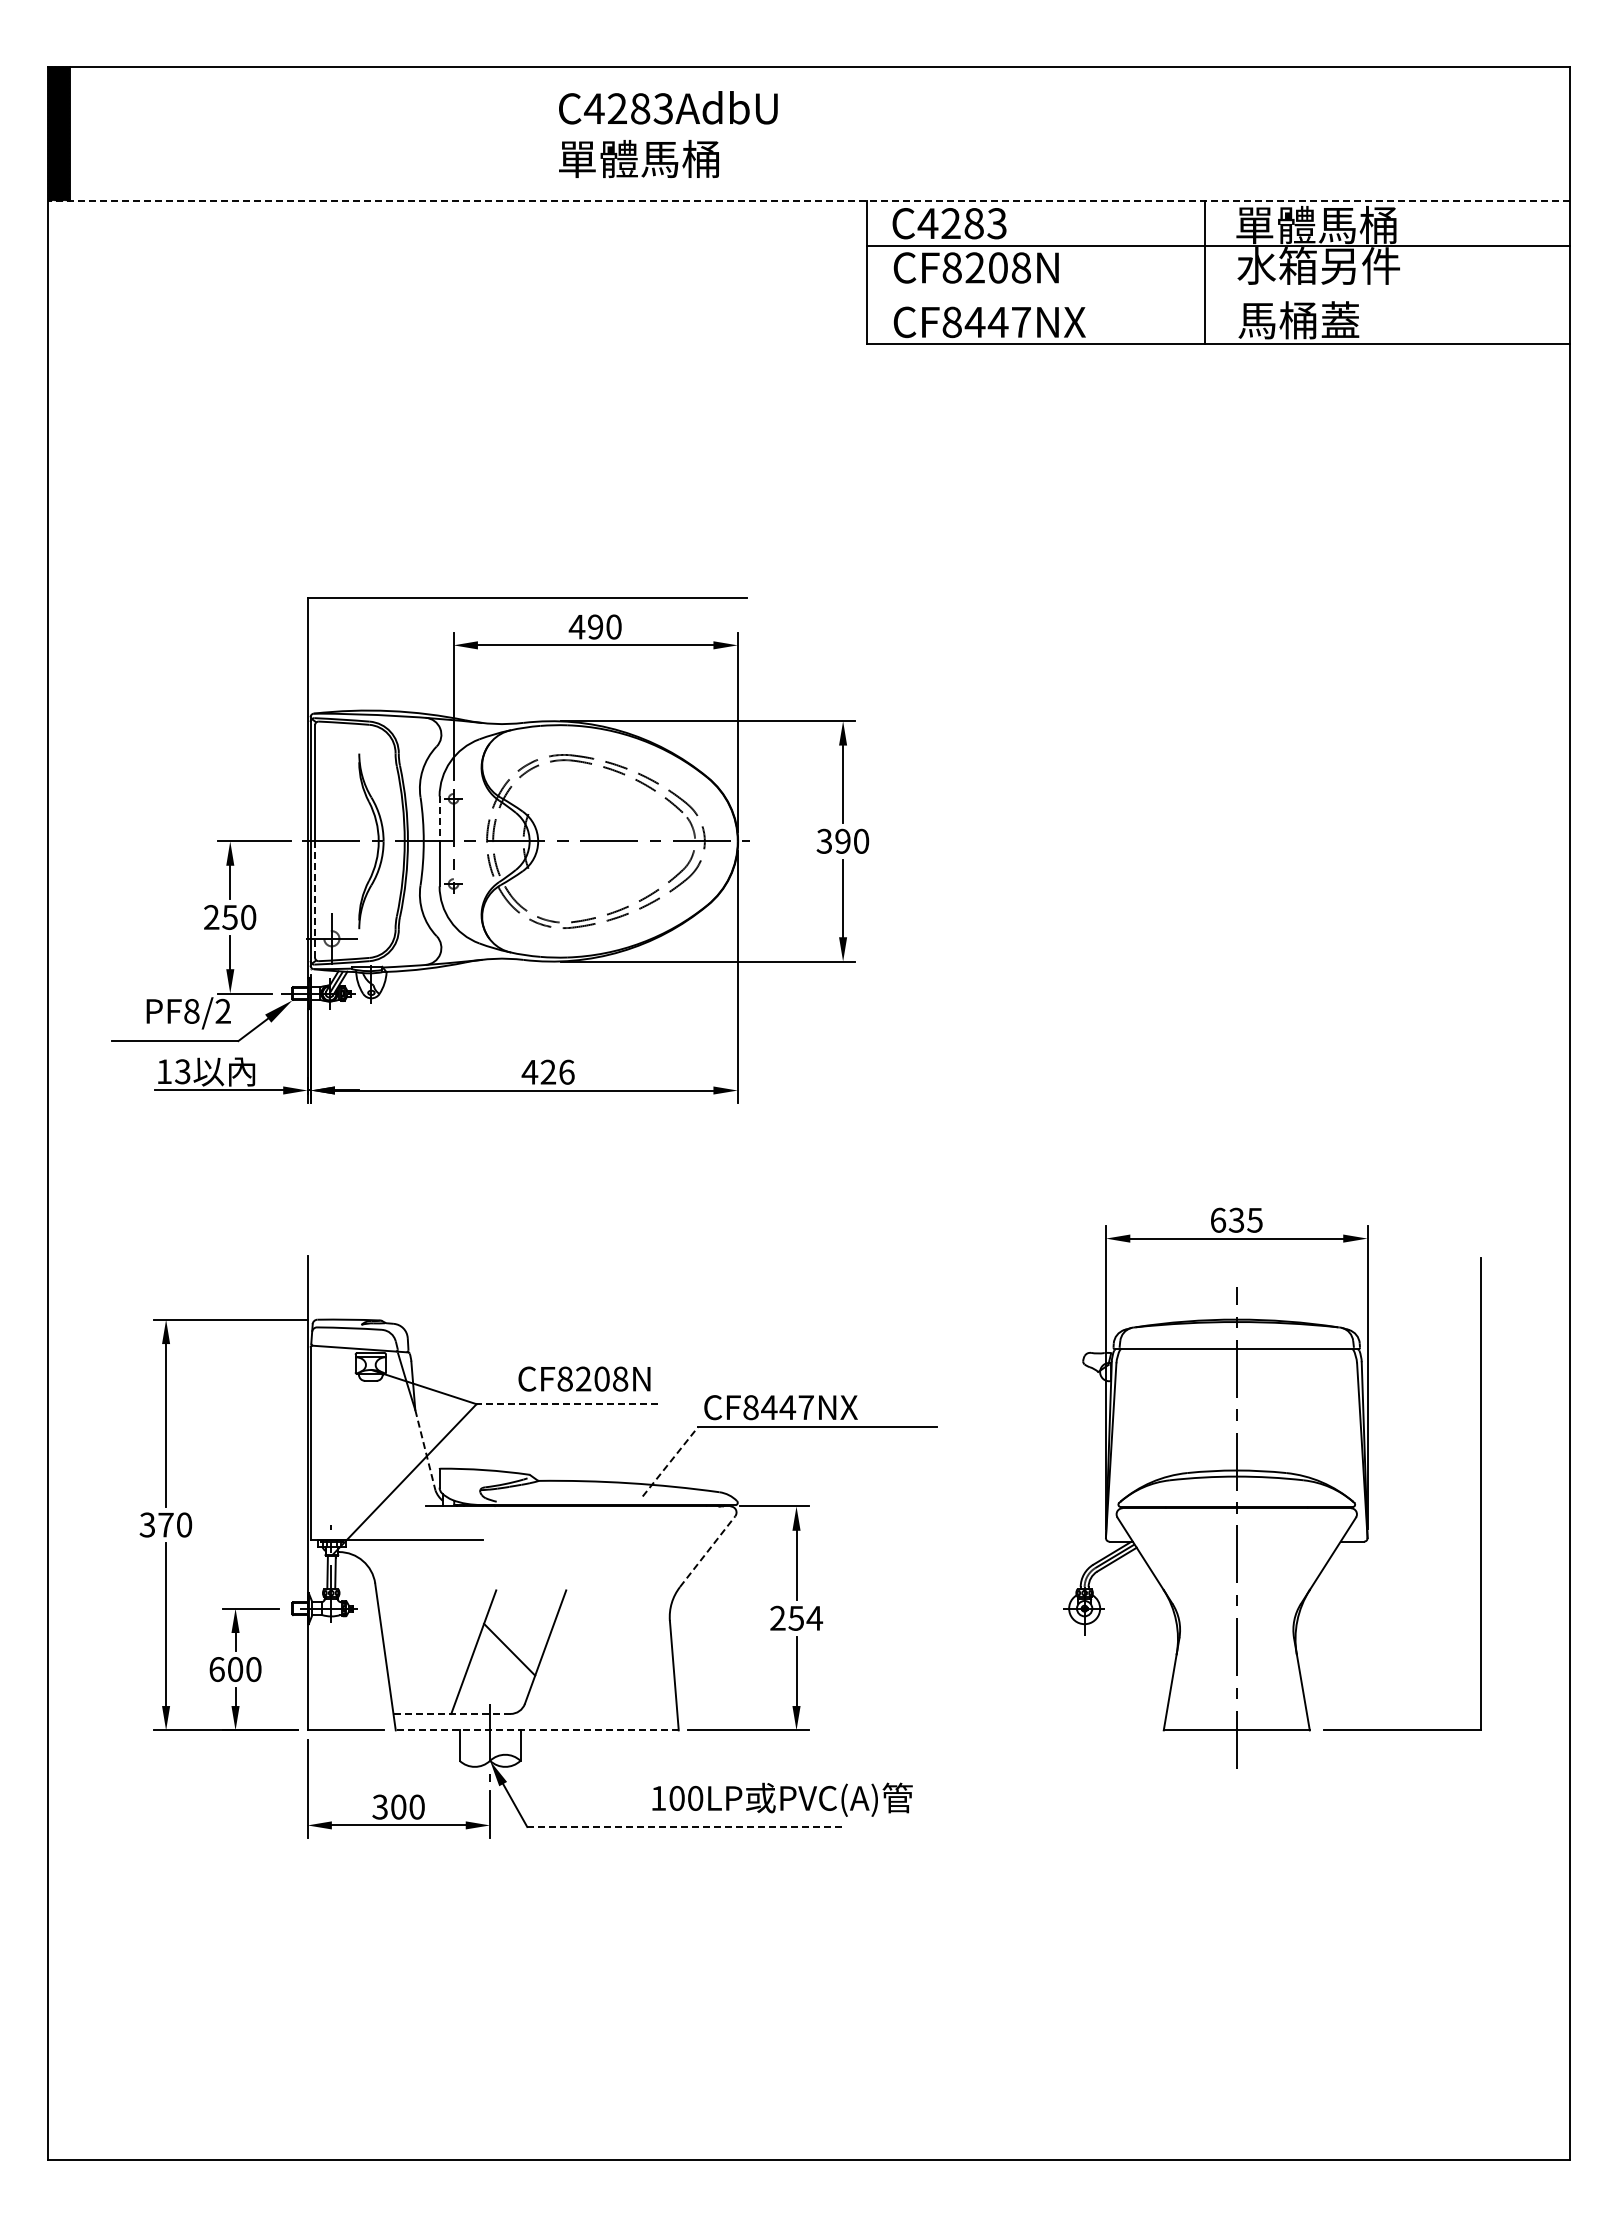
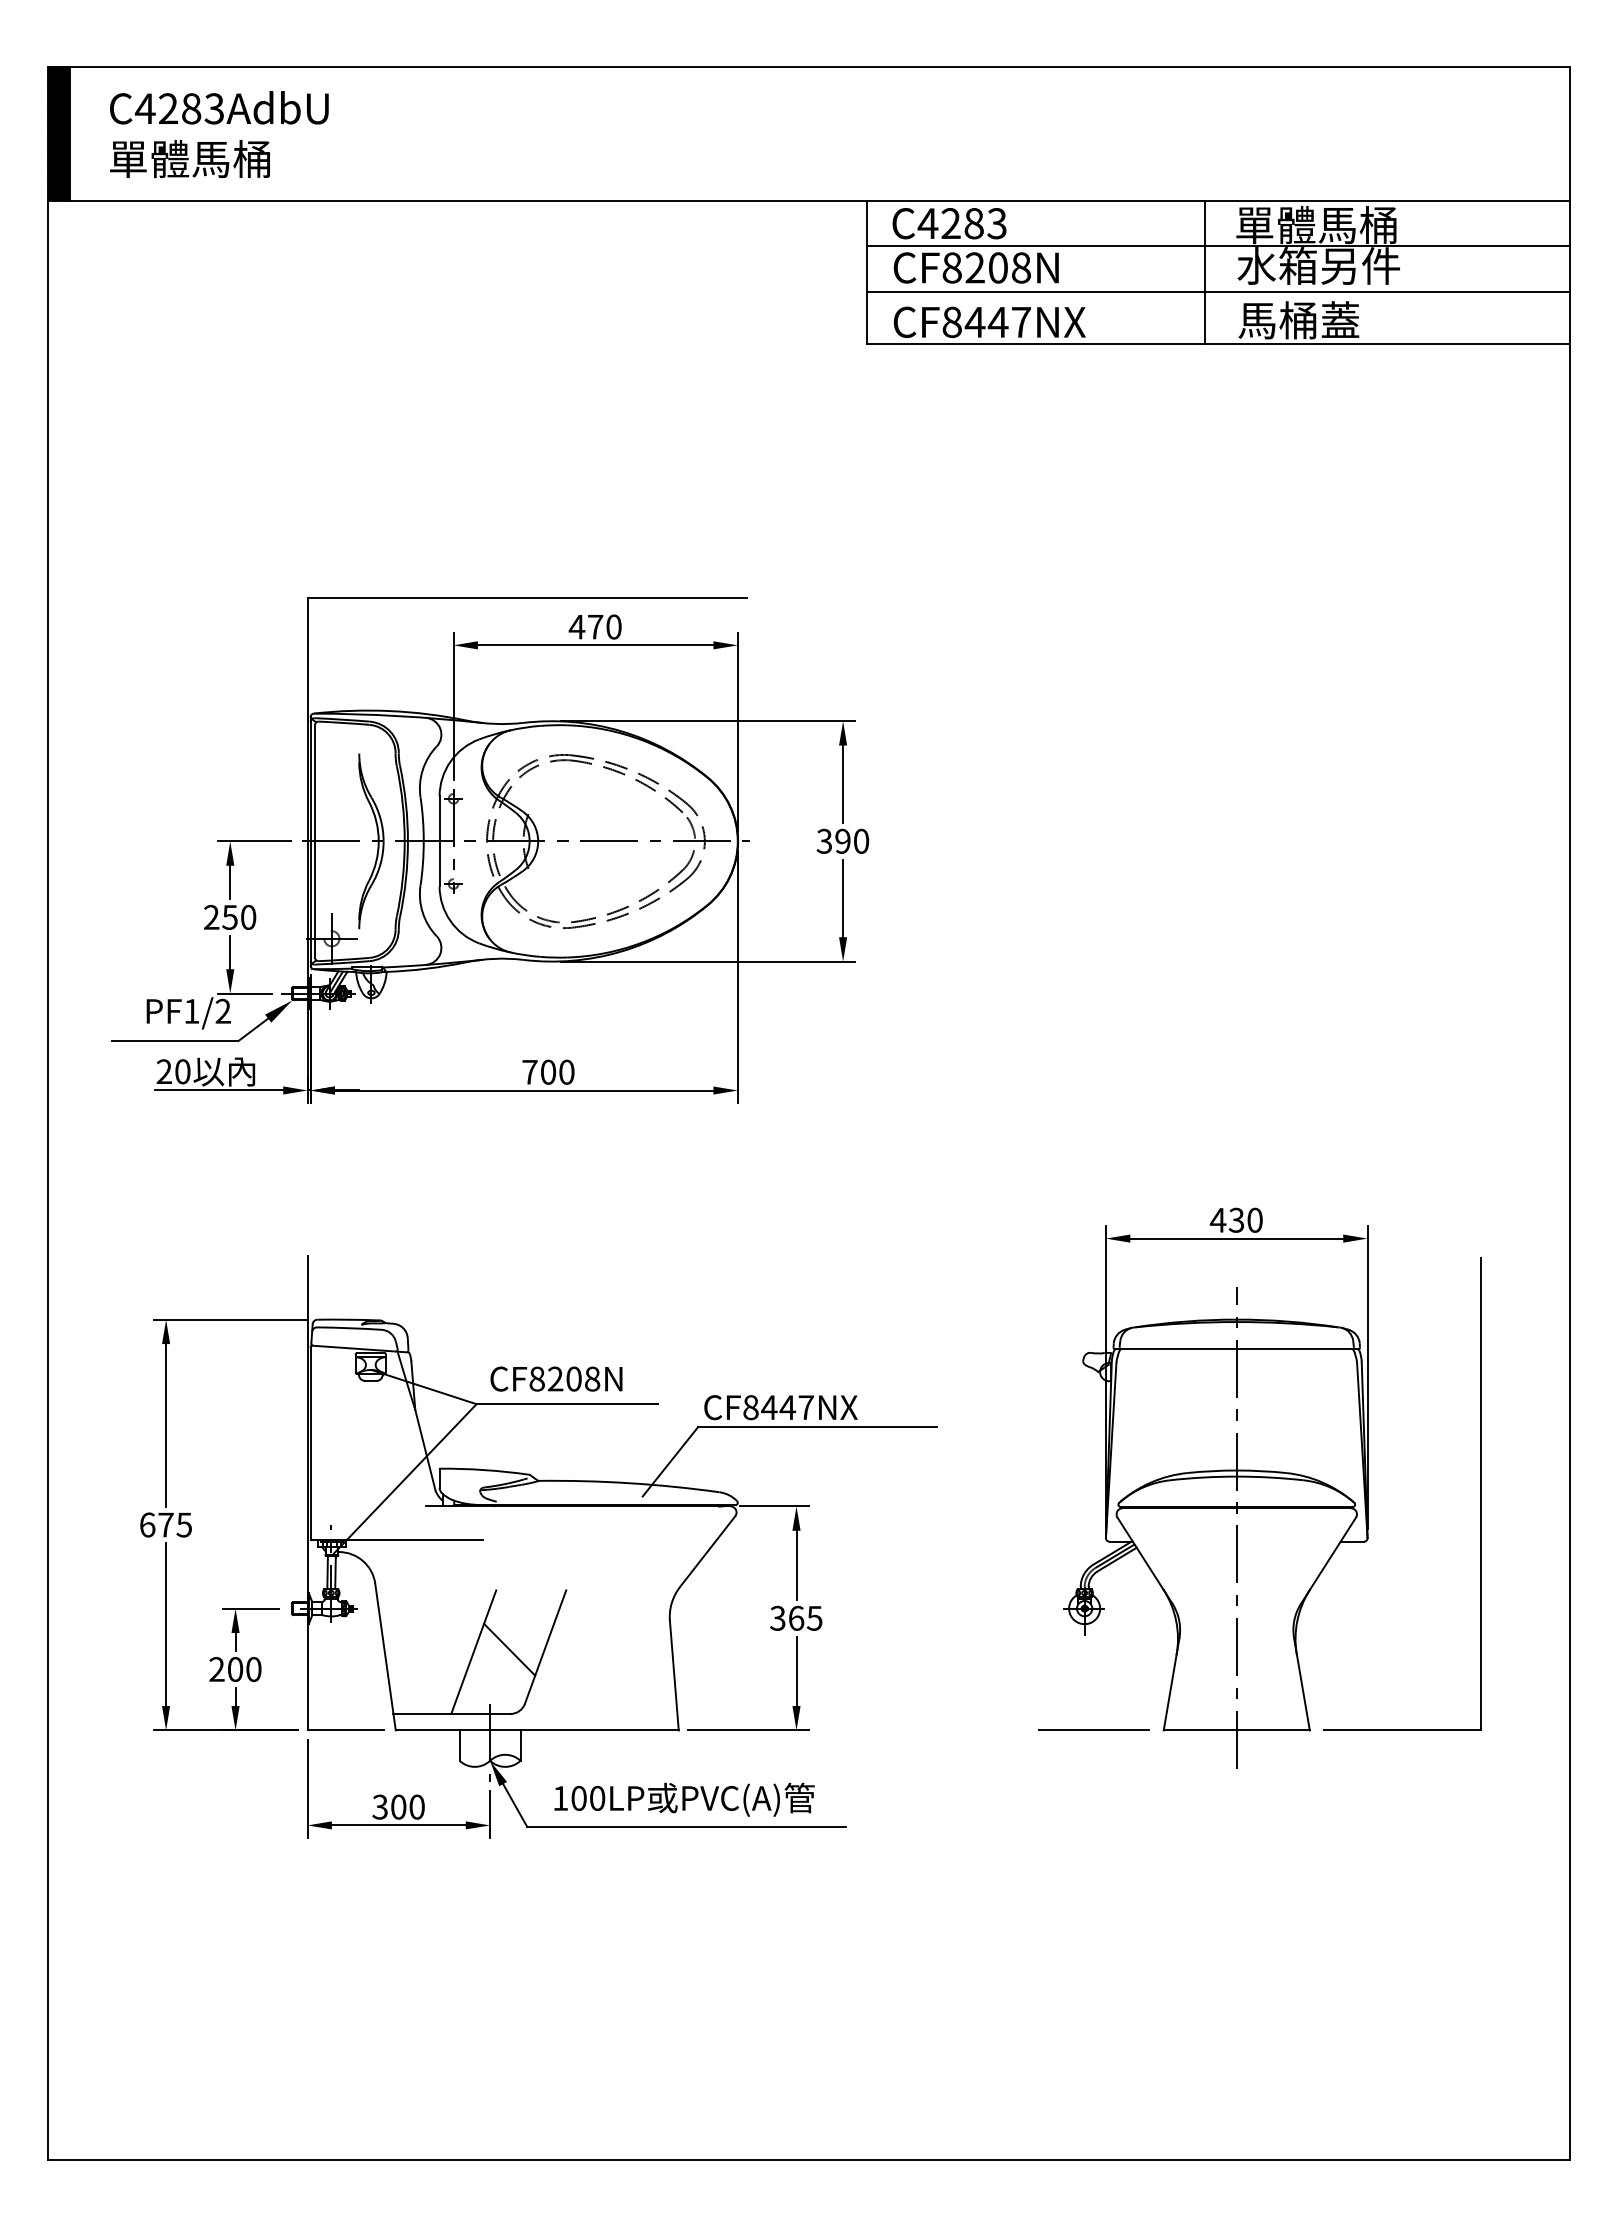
text position: (668, 134) -> (219, 134) (219, 134)
line: dashed -> solid (808, 200)
line: none -> present (1218, 291)
text: 490 -> 470 (595, 626)
line: dashed -> solid (439, 819)
line: dashed -> solid (315, 898)
text: PF8/2 -> PF1/2 (191, 1011)
text: 13 -> 20 (173, 1071)
text: 426 -> 700 (547, 1071)
text: 635 -> 430 (1235, 1219)
text position: (584, 1378) -> (556, 1378) (556, 1378)
line: dashed -> solid (567, 1404)
line: dashed -> solid (425, 1450)
line: dashed -> solid (670, 1461)
text: 370 -> 675 (165, 1524)
line: dashed -> solid (707, 1551)
text: 254 -> 365 (796, 1617)
text: 600 -> 200 (216, 1669)
line: dashed -> solid (452, 1713)
line: dashed -> solid (536, 1730)
line: none -> present (1093, 1730)
text position: (782, 1799) -> (684, 1799) (684, 1799)
line: dashed -> solid (687, 1827)
